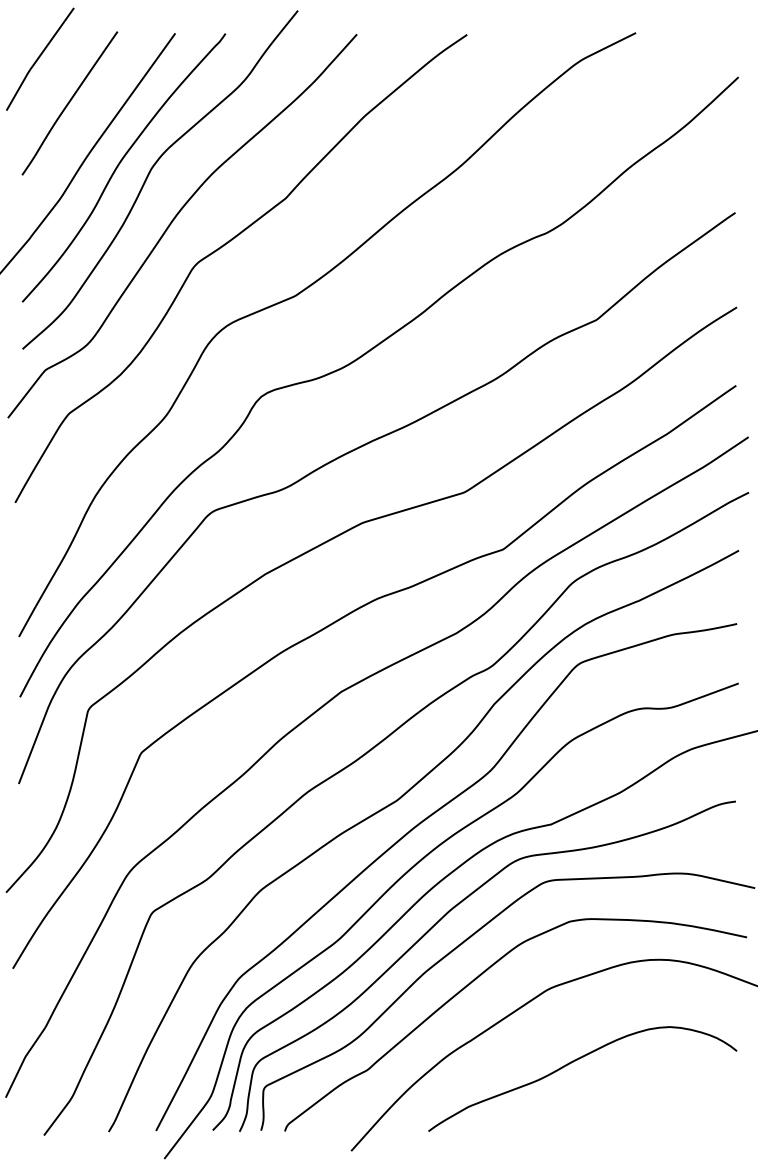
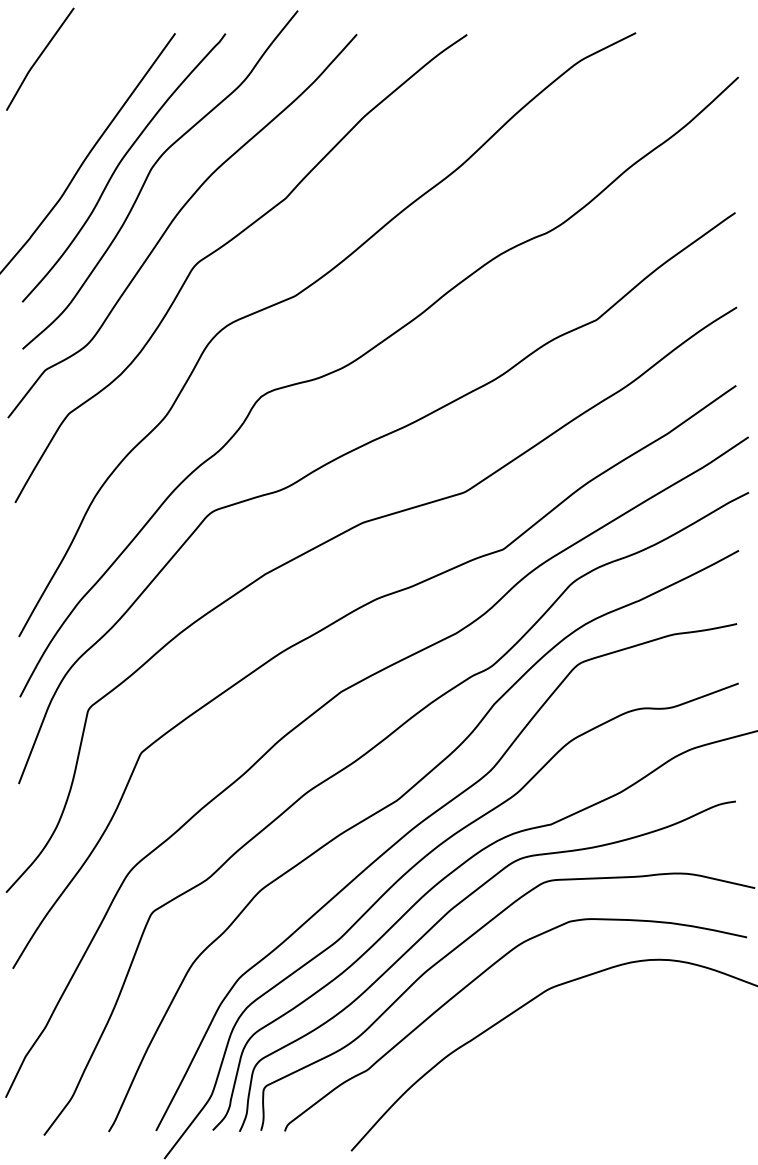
curve: present -> none (69, 103)
curve: present -> none (573, 1062)
